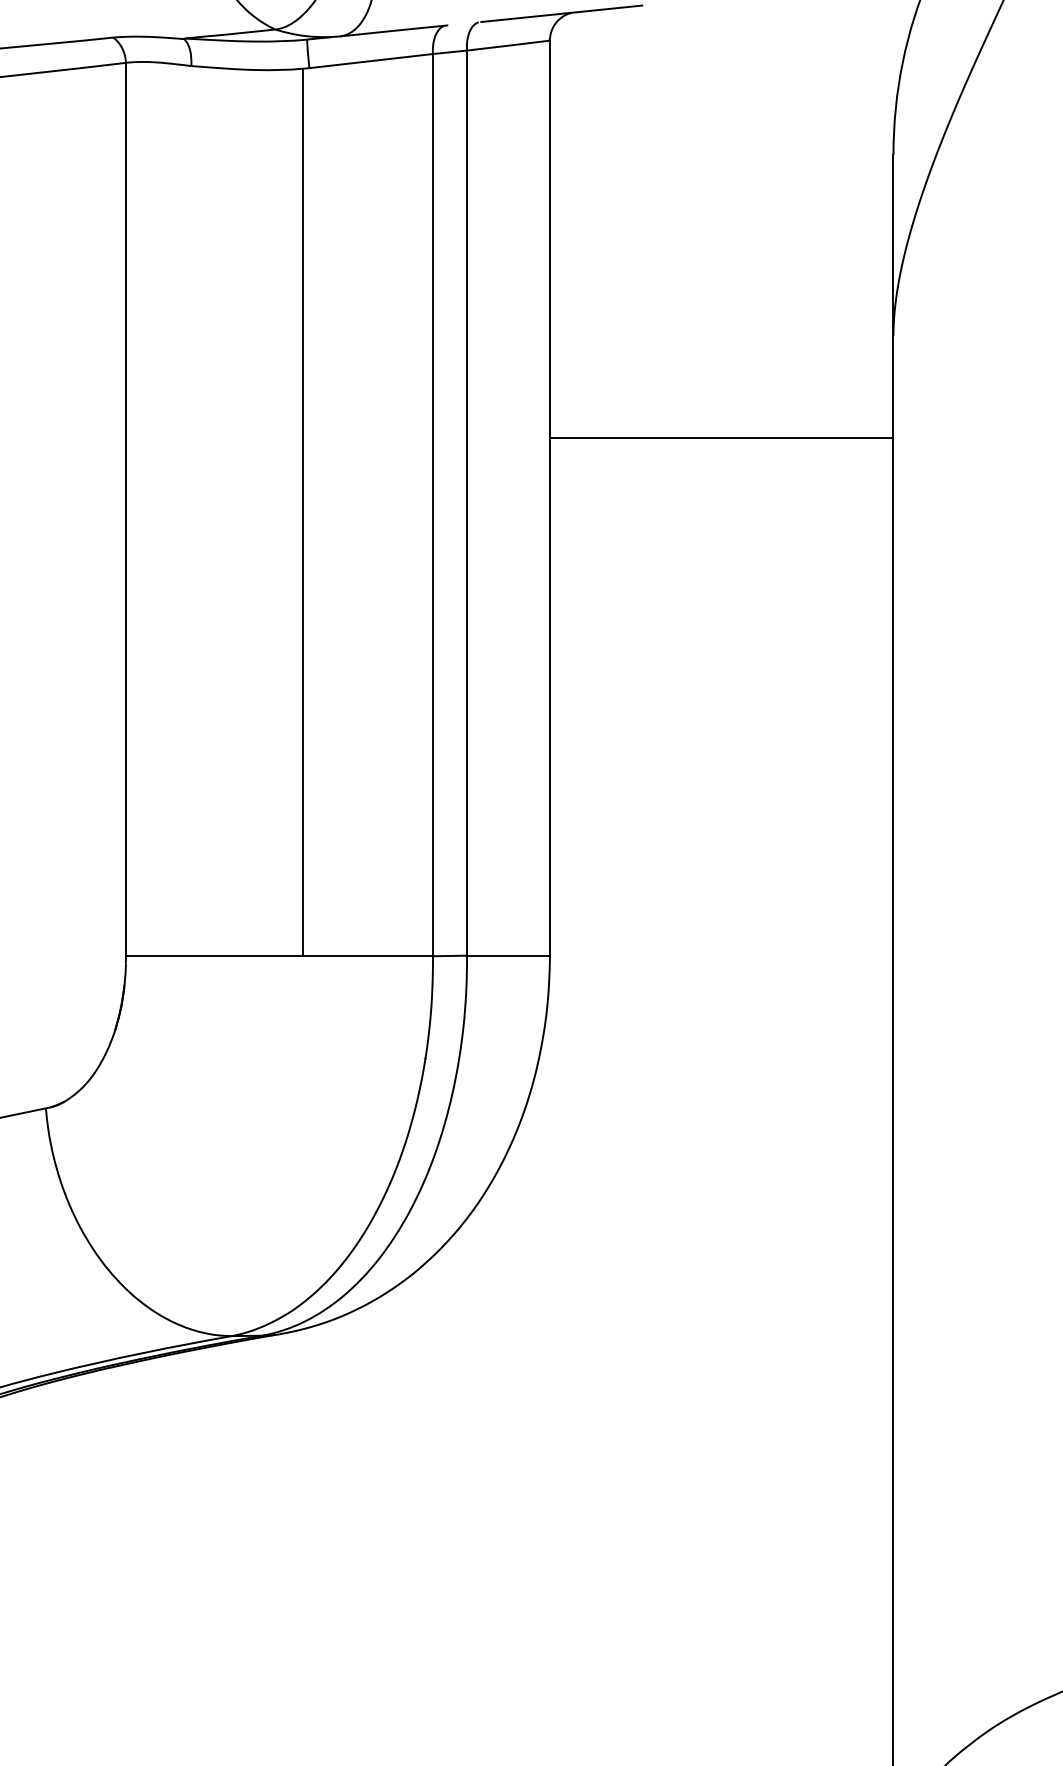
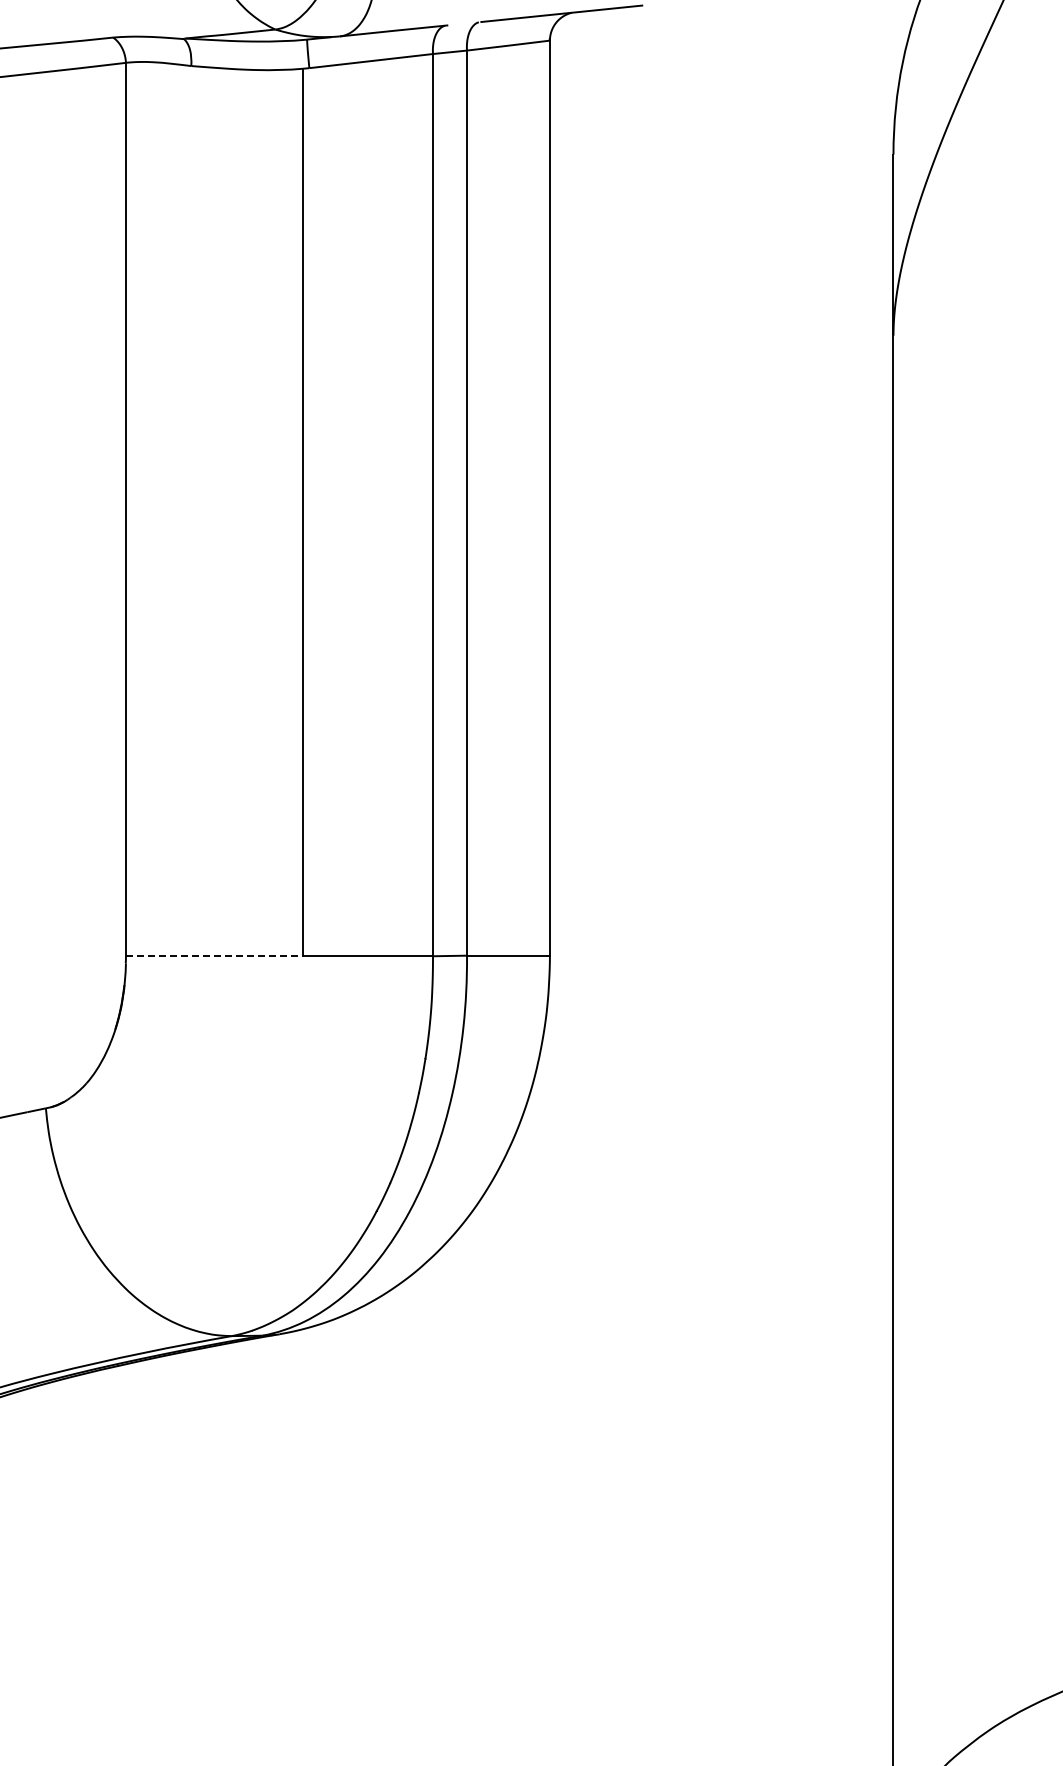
line: present -> none (721, 438)
line: solid -> dashed (214, 956)
